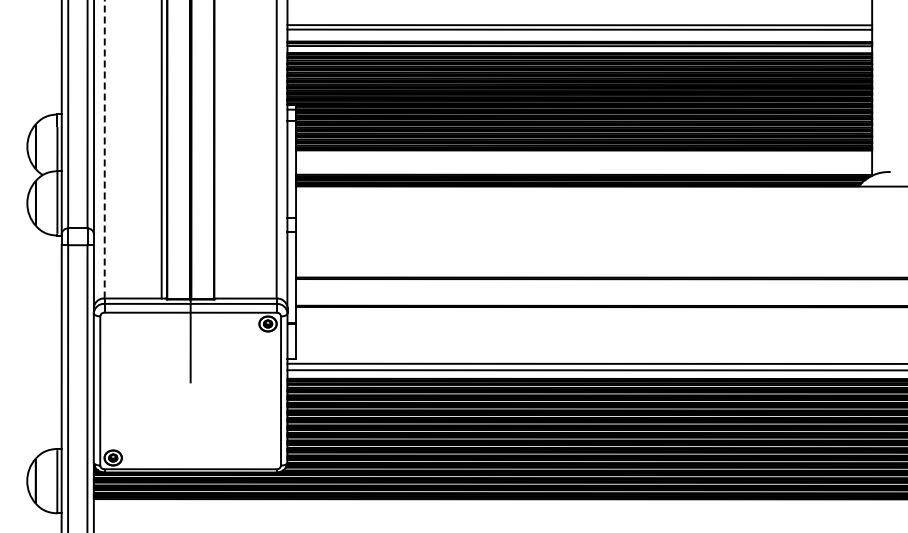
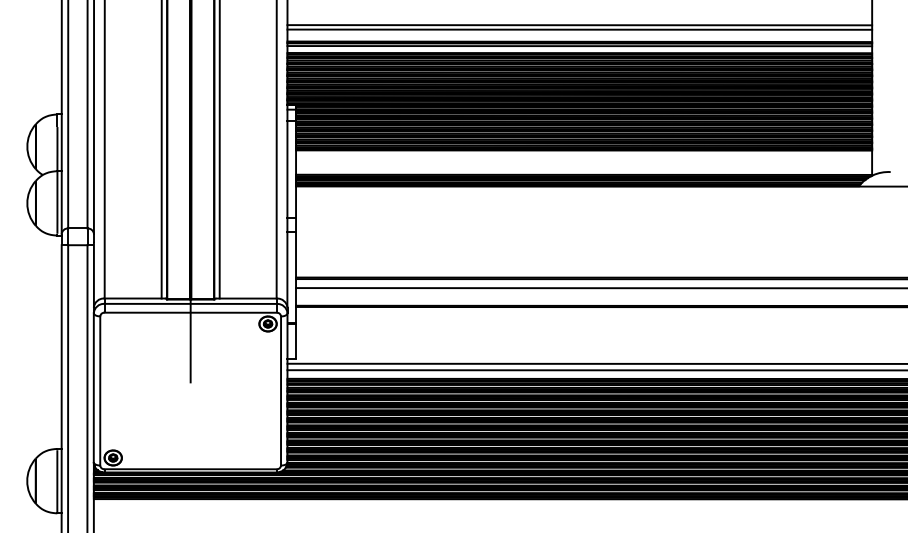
line: dashed -> solid (104, 149)
line: none -> present (219, 150)
line: none -> present (600, 288)
